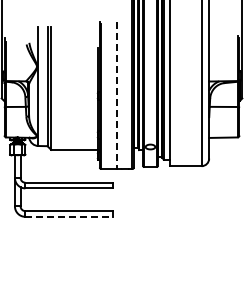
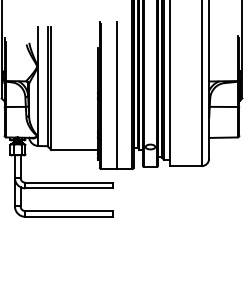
line: dashed -> solid (116, 95)
line: dashed -> solid (68, 216)
